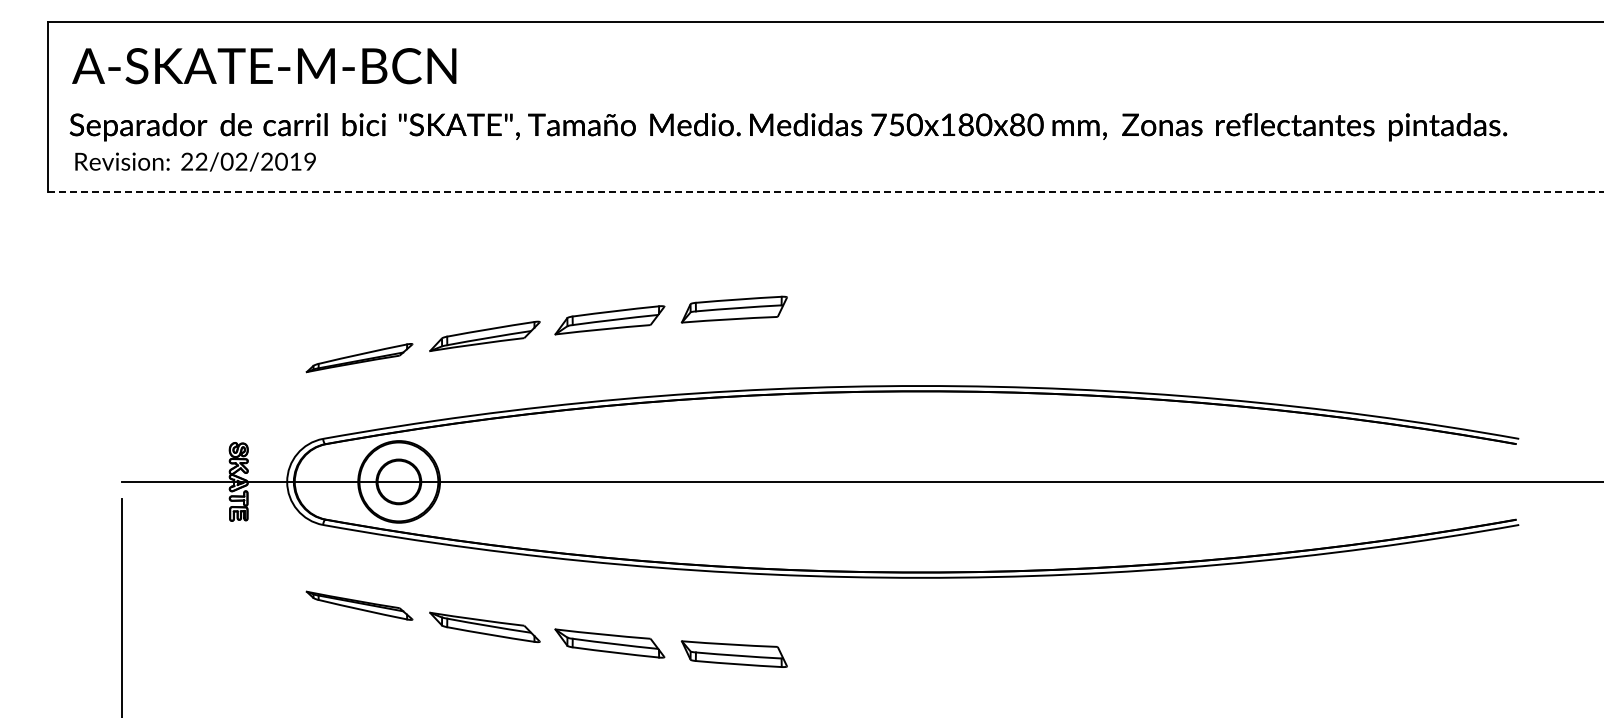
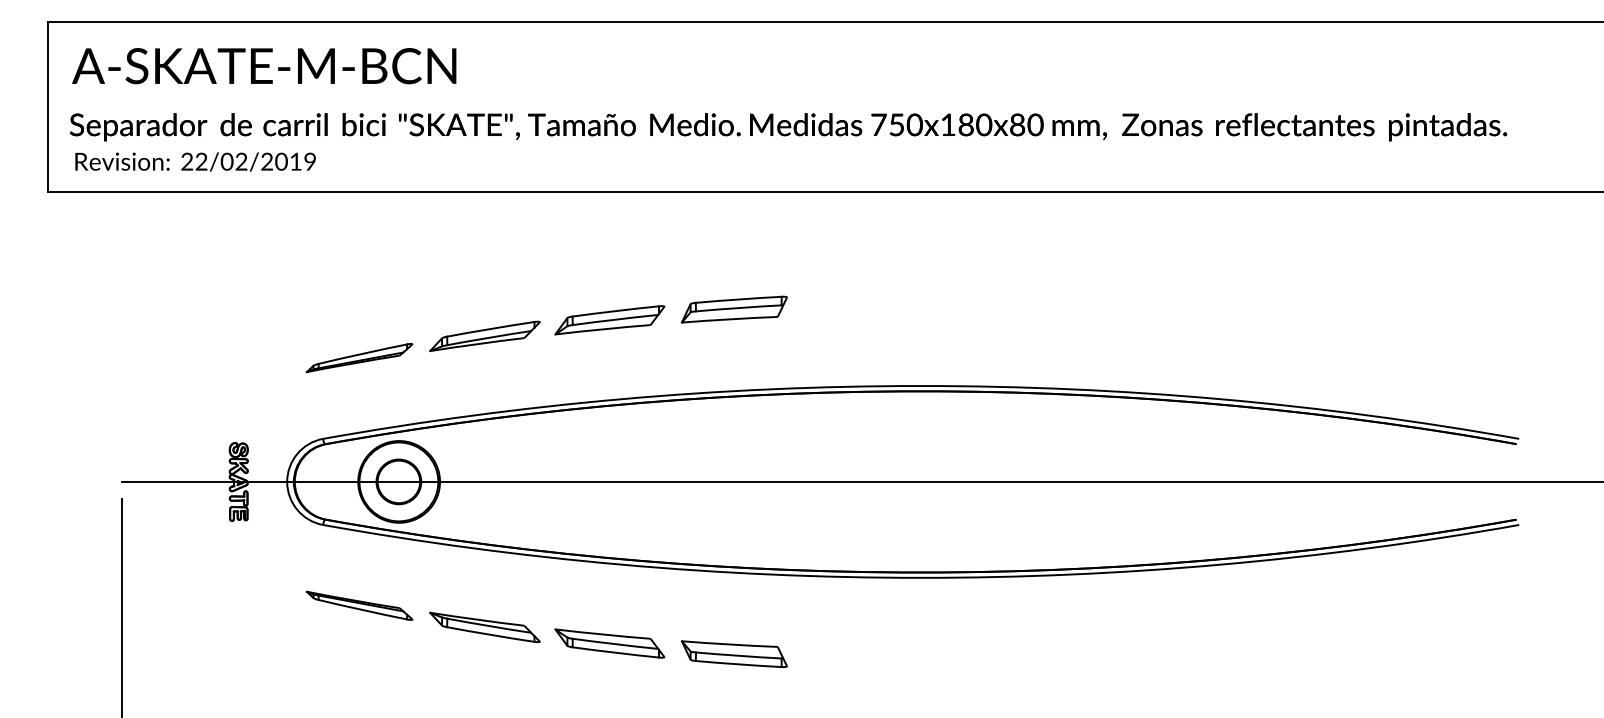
line: dashed -> solid (825, 191)
